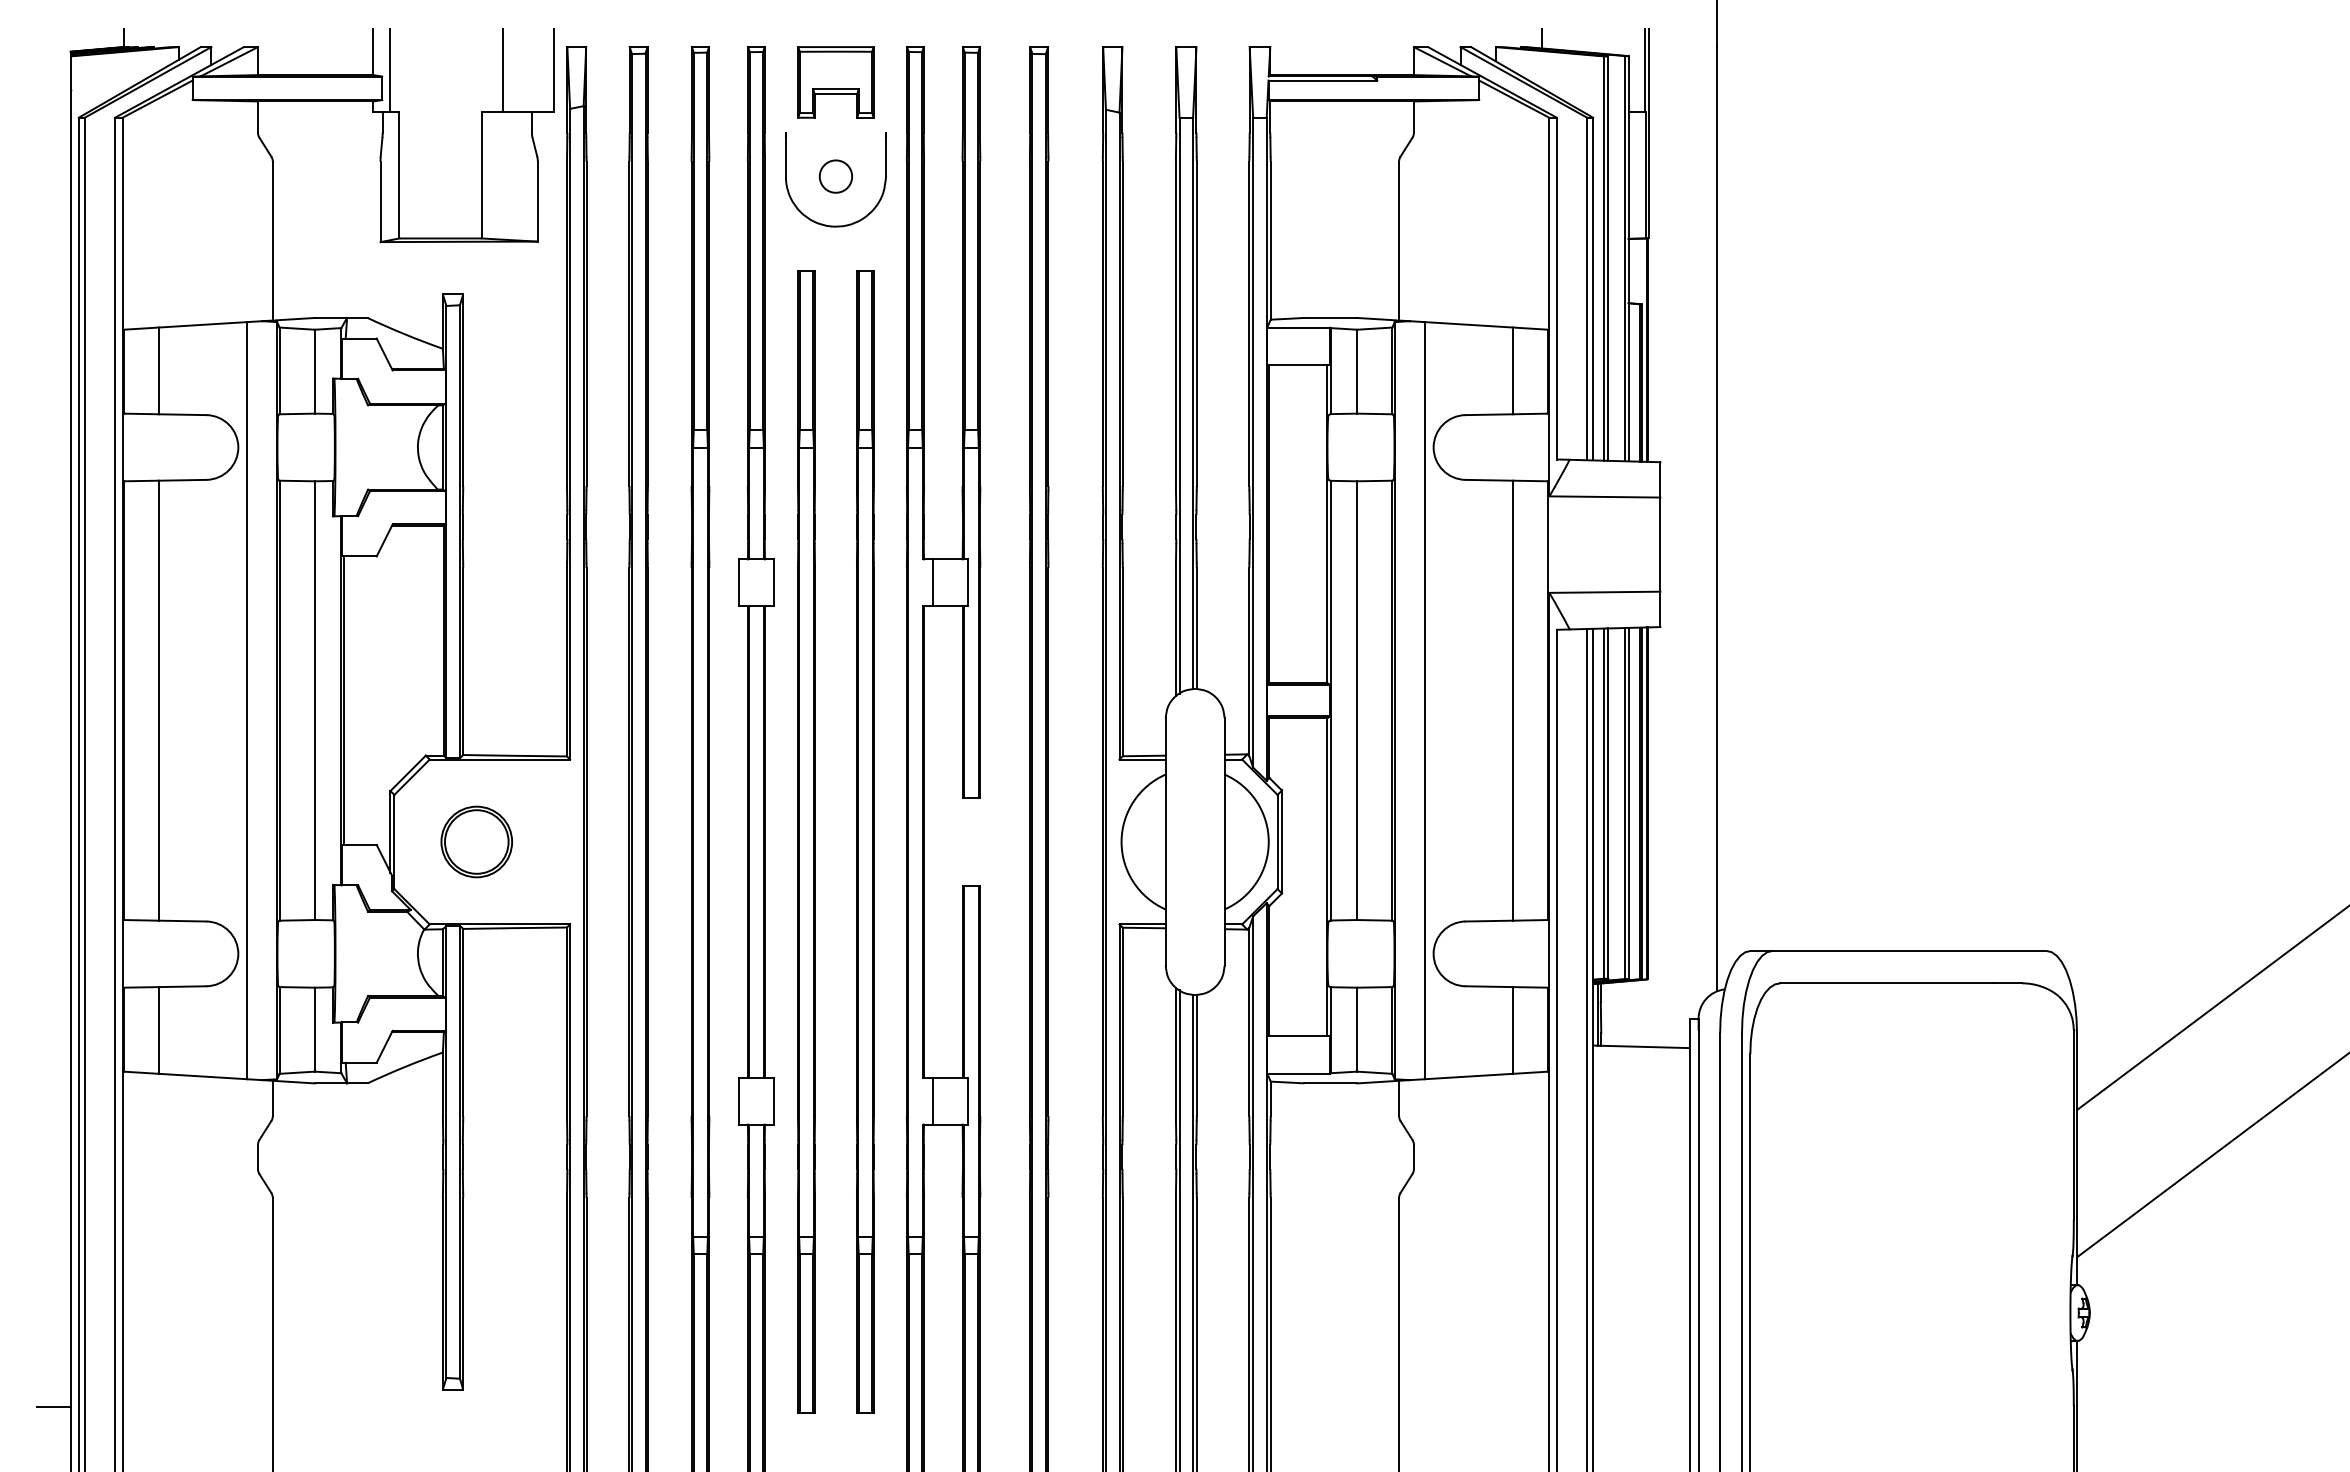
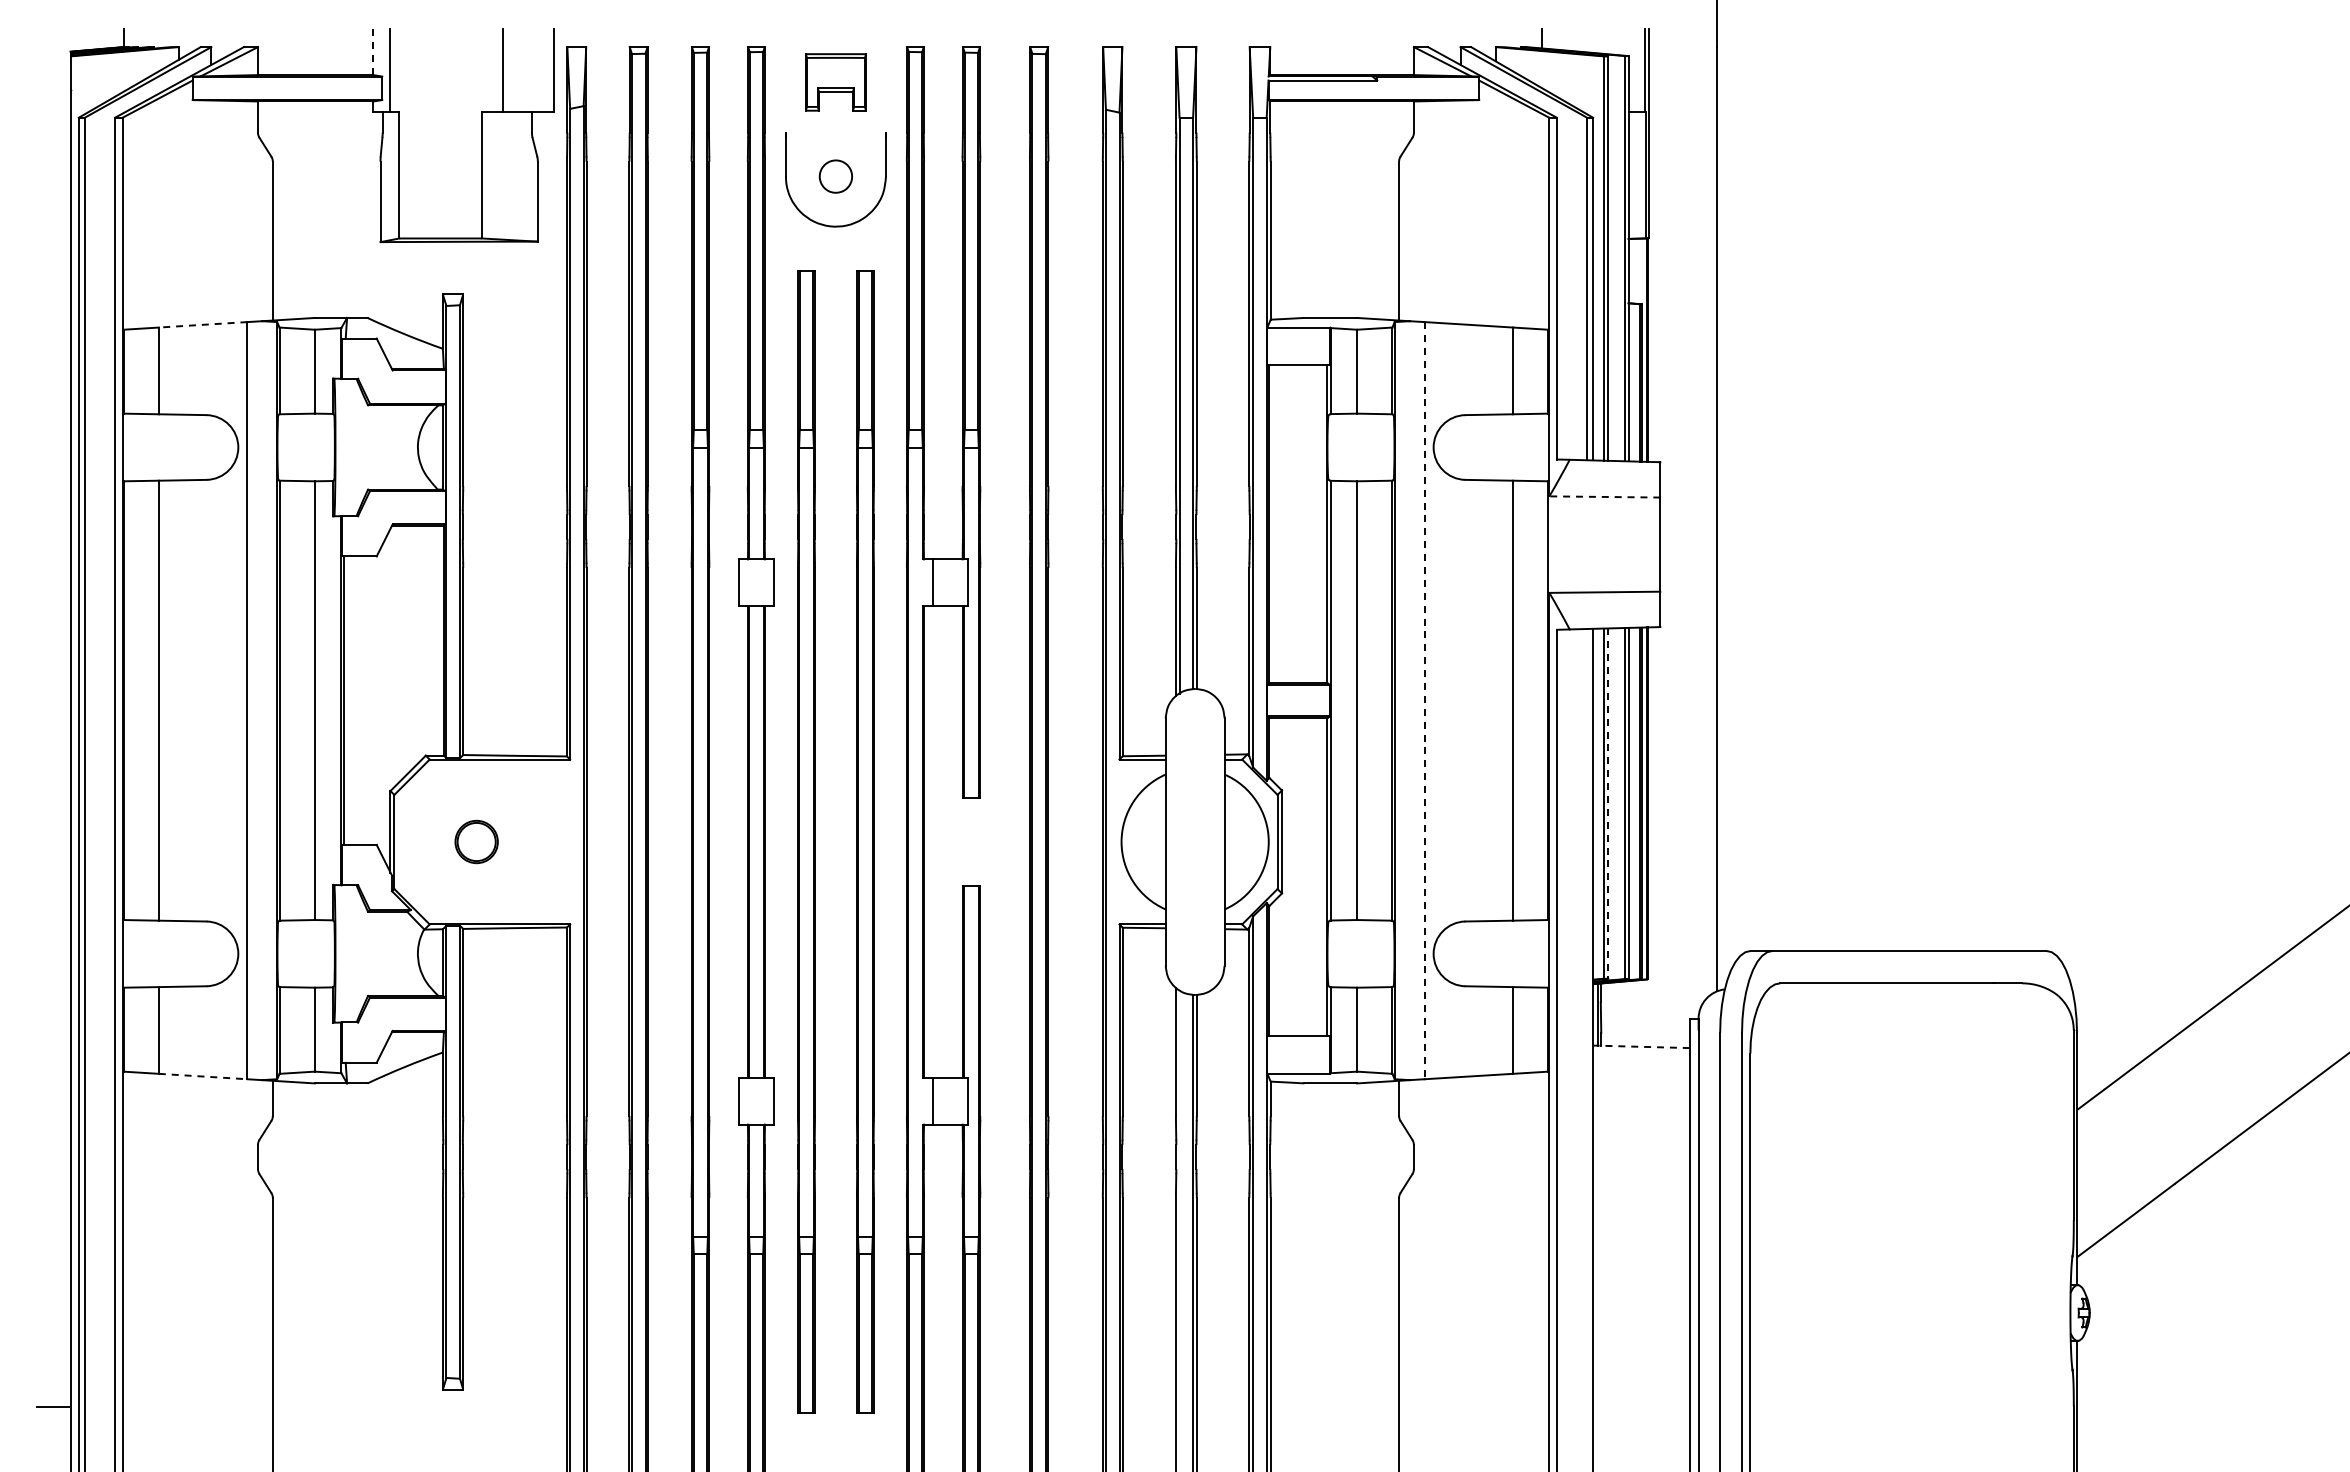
line: solid -> dashed (373, 52)
part size: 78x73 px -> 62x59 px (835, 82)
line: solid -> dashed (202, 324)
line: solid -> dashed (1604, 496)
line: solid -> dashed (1424, 700)
line: solid -> dashed (1608, 804)
part size: 73x74 px -> 45x46 px (476, 841)
line: solid -> dashed (1640, 1046)
line: present -> none (1587, 1048)
line: solid -> dashed (203, 1076)
line: present -> none (1179, 1228)
